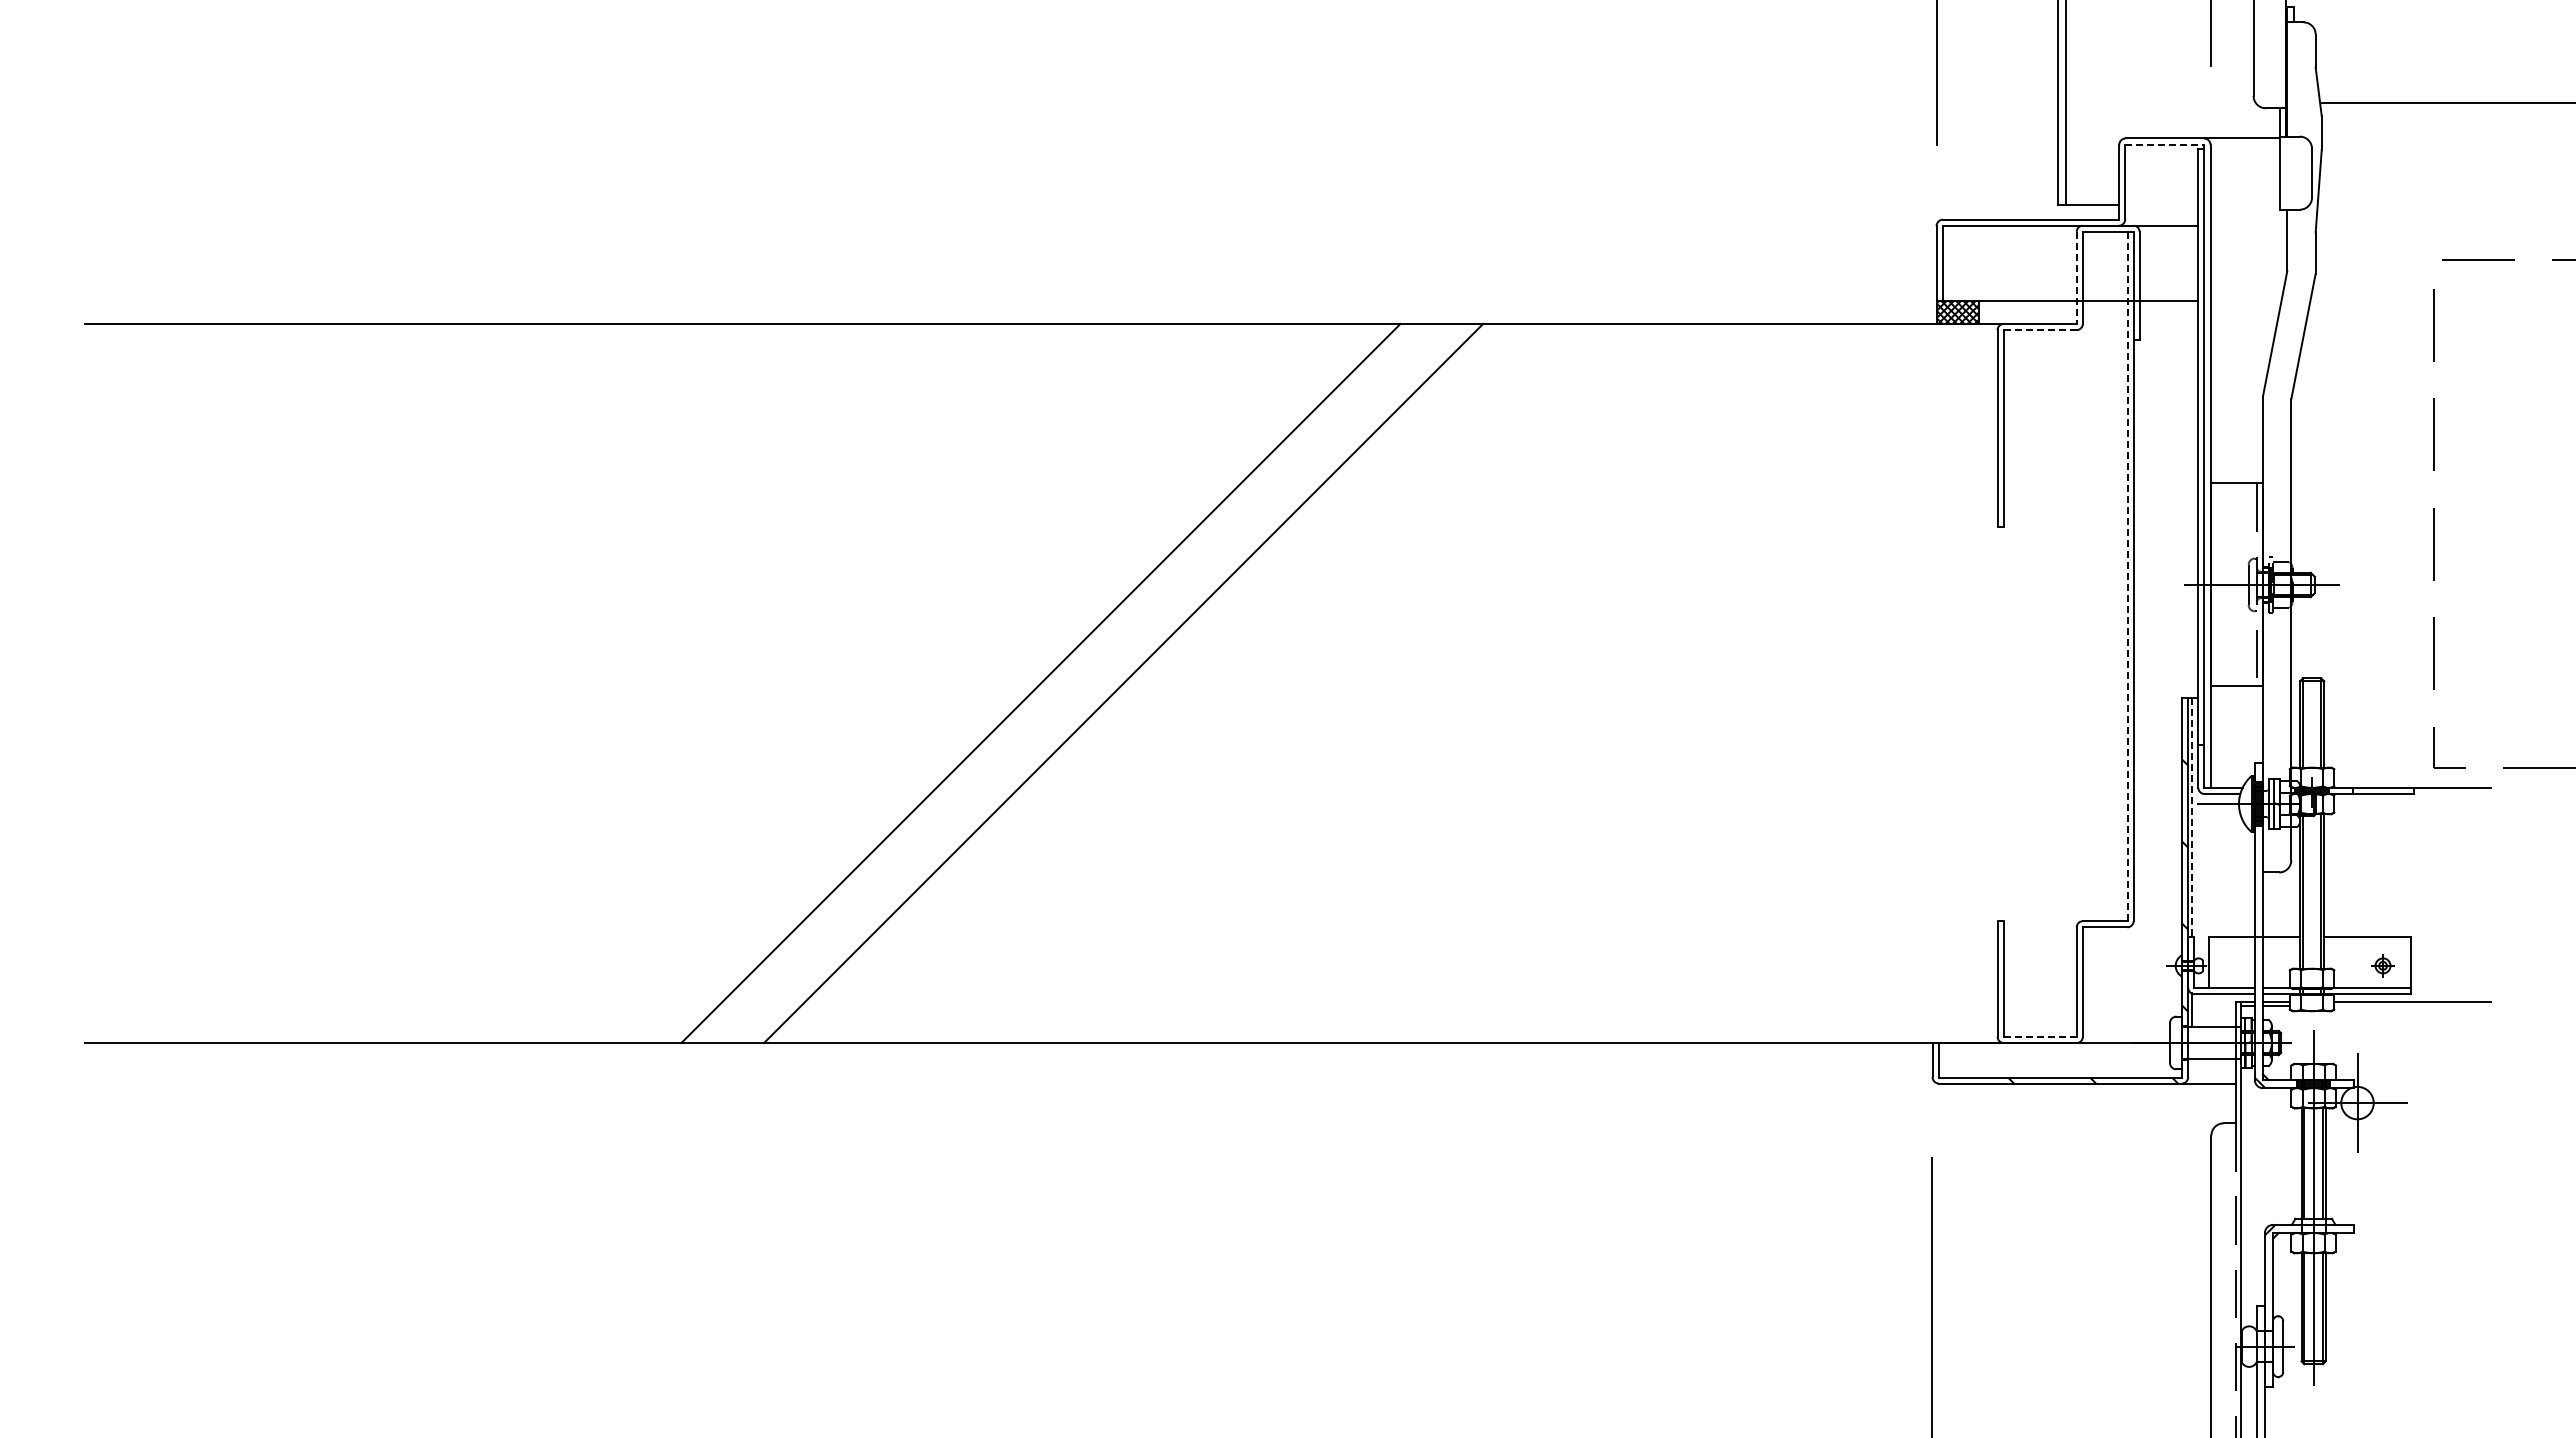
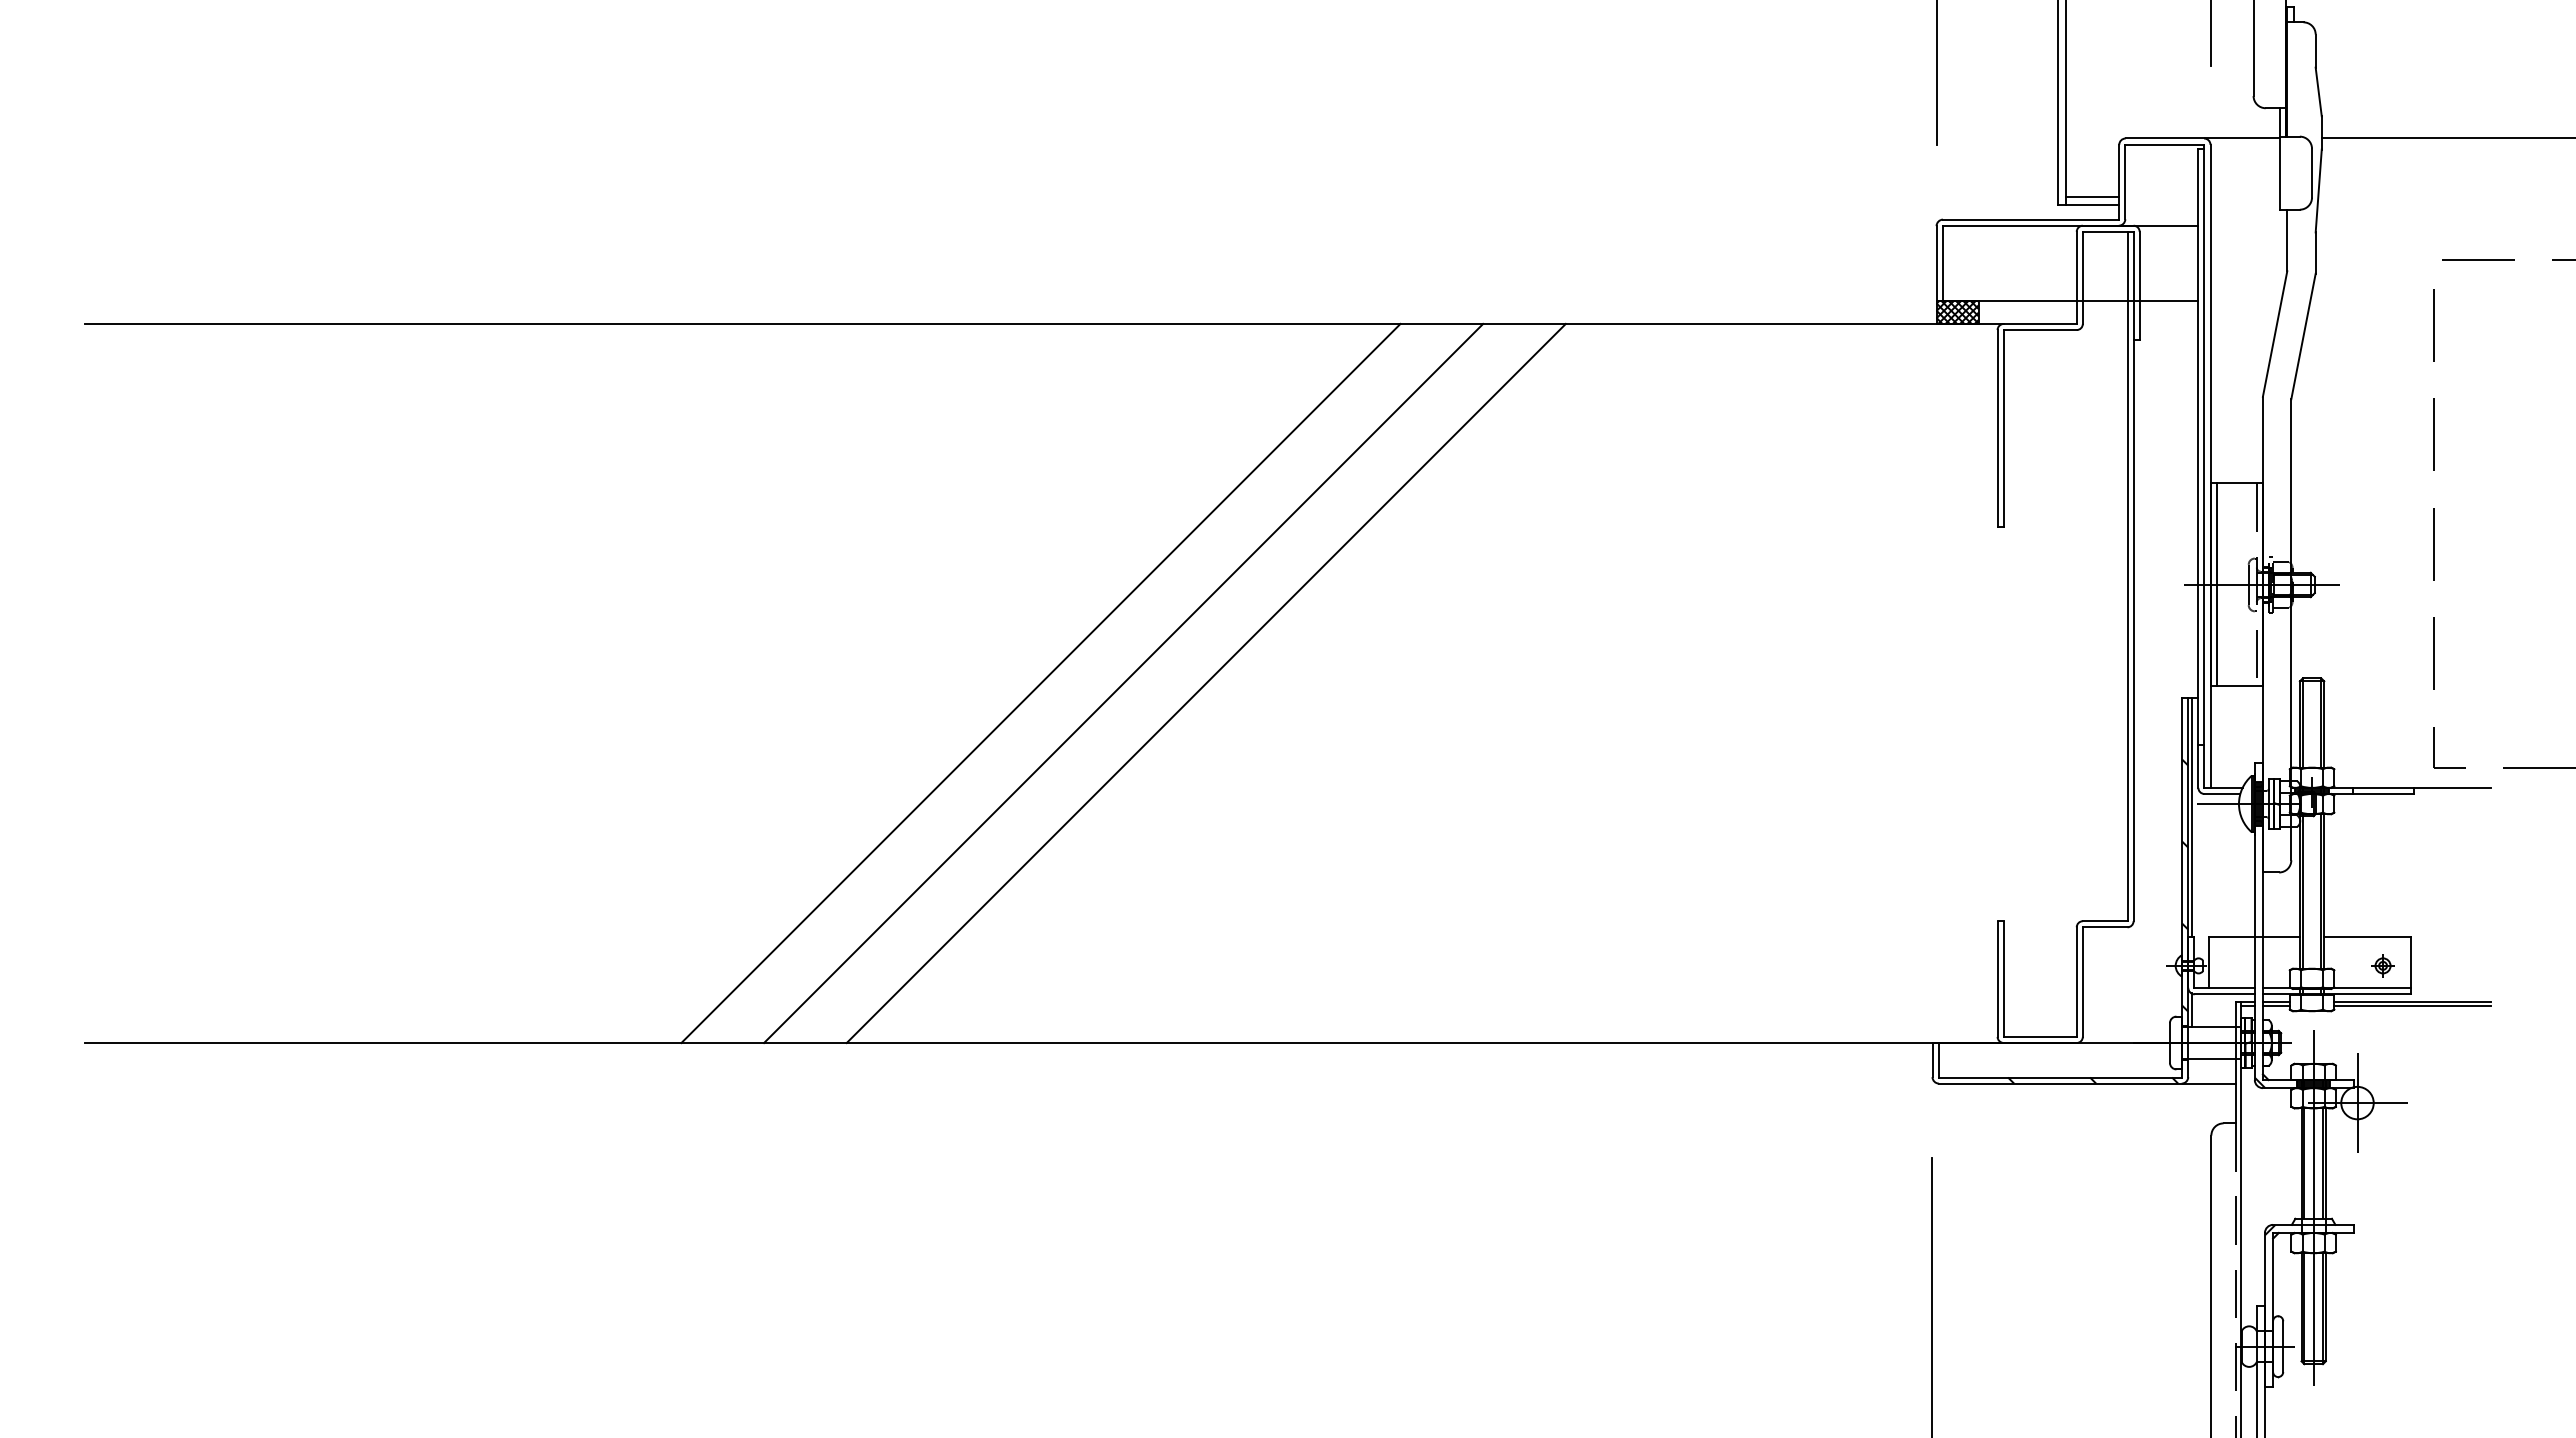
line position: (2446, 103) -> (2446, 138) (2446, 138)
line: dashed -> solid (2164, 144)
line: none -> present (2092, 197)
line: dashed -> solid (2076, 278)
line: dashed -> solid (2040, 330)
line: dashed -> solid (2127, 576)
line: none -> present (2216, 584)
line: none -> present (1205, 683)
line: dashed -> solid (2192, 817)
line: none -> present (2412, 1006)
line: dashed -> solid (2040, 1036)
